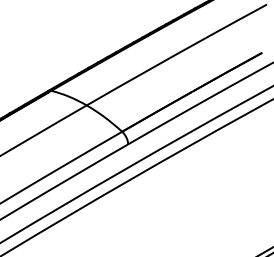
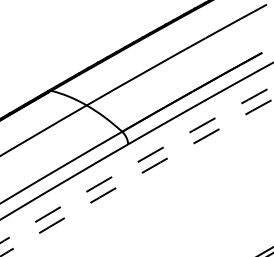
arc: solid -> dashed (135, 163)
arc: solid -> dashed (135, 177)
